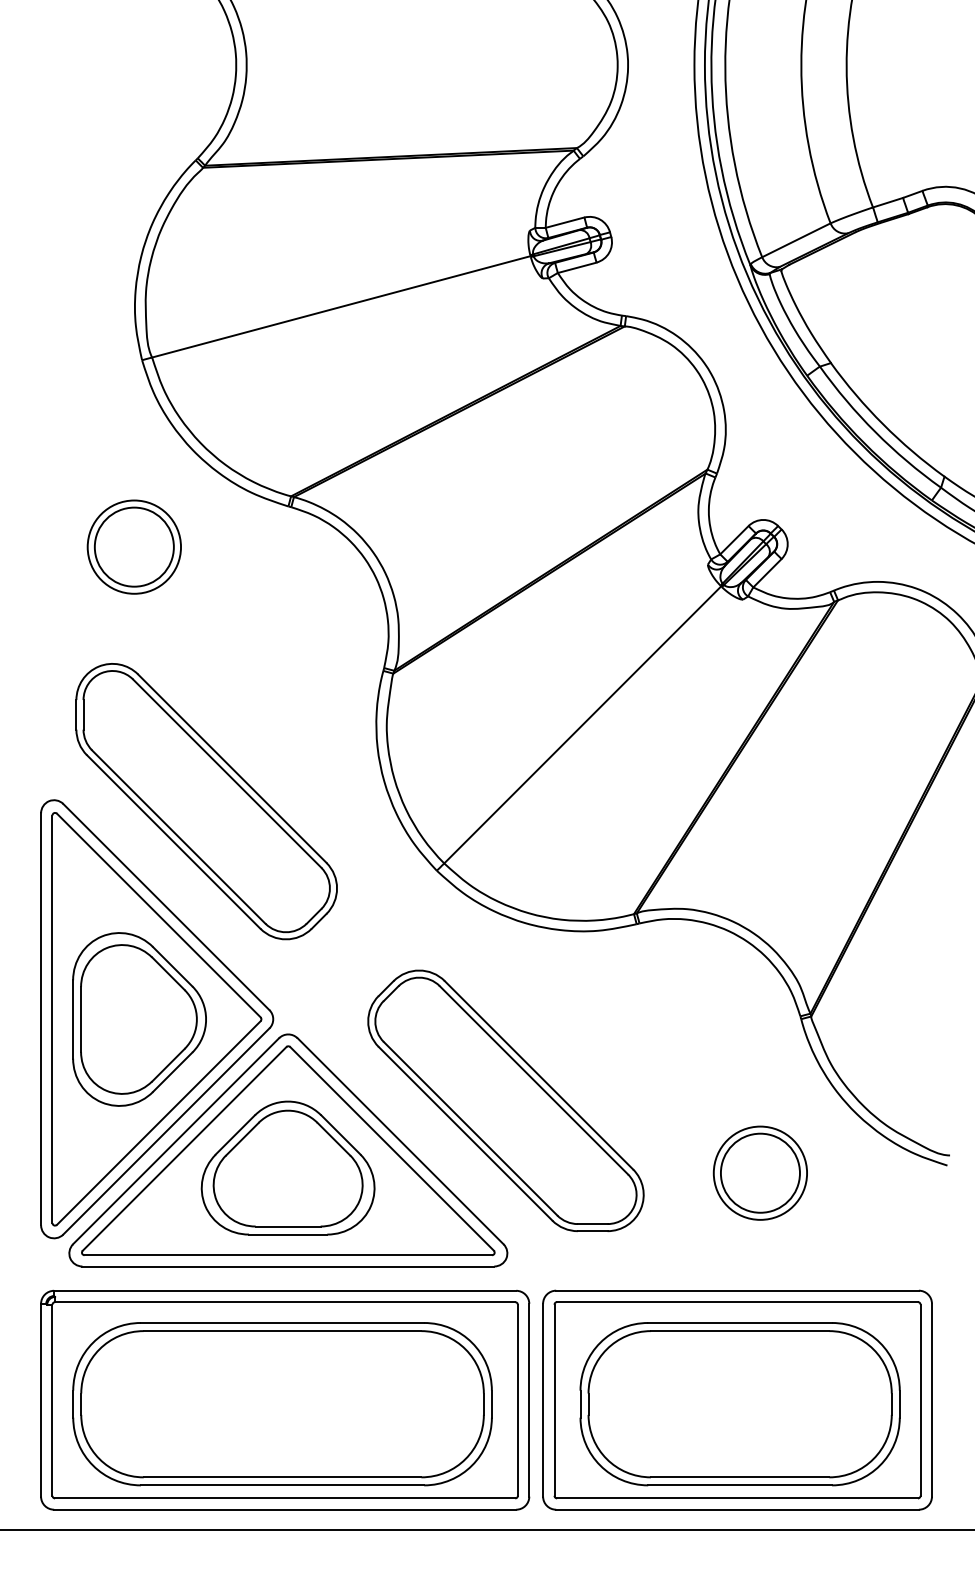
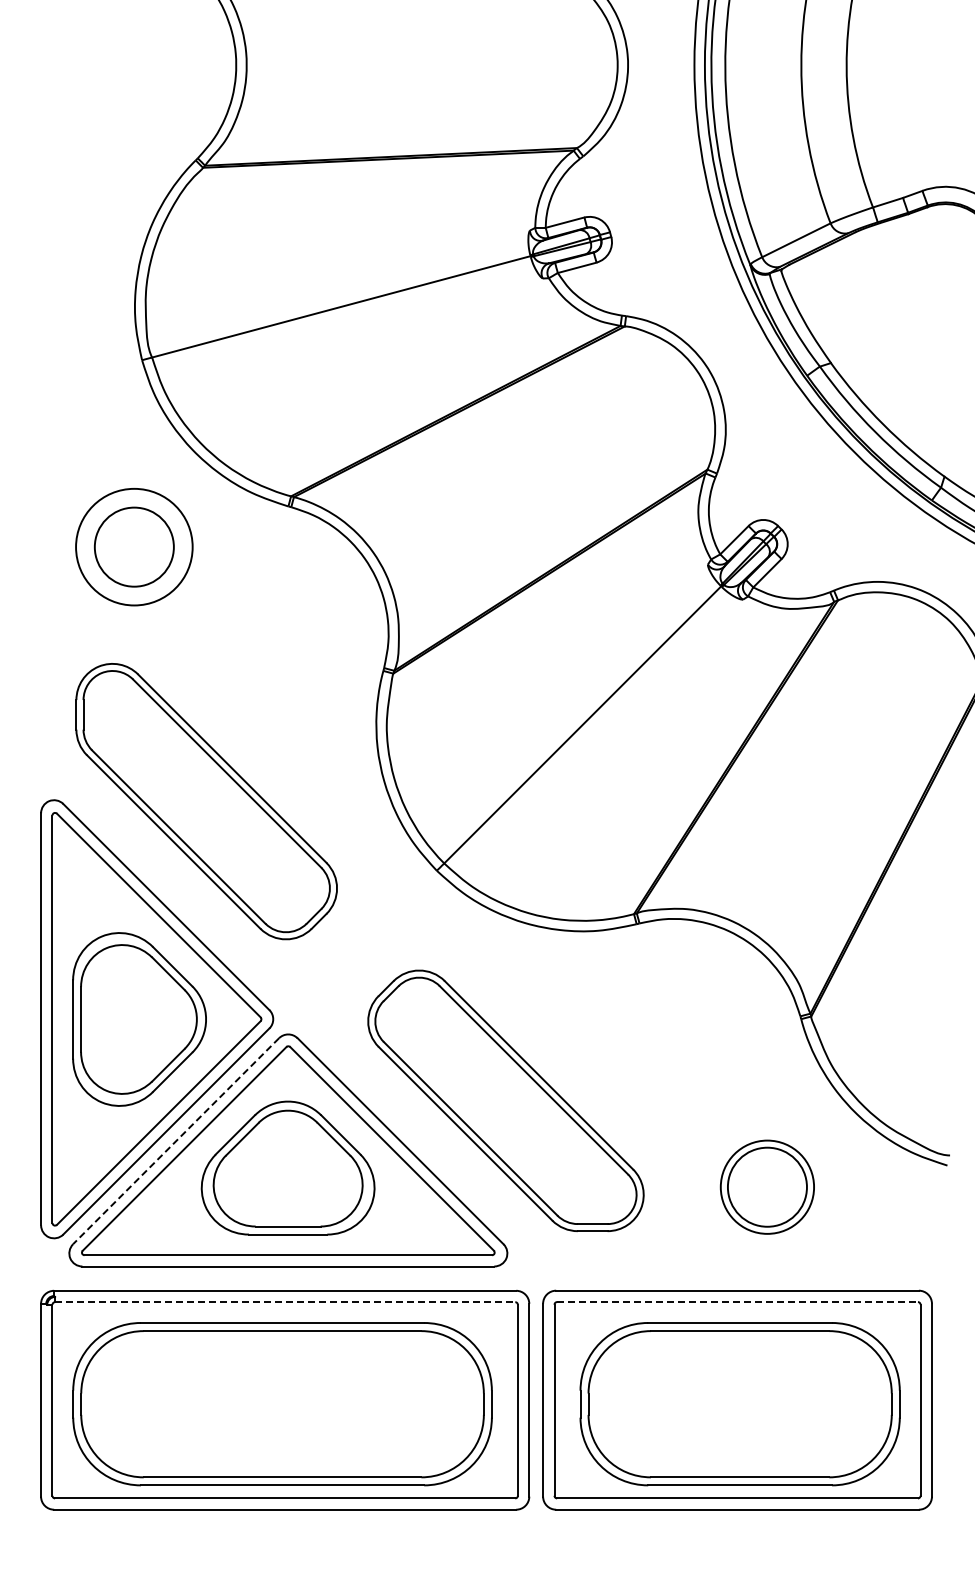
circle diameter: 93 px -> 117 px (134, 546)
line: solid -> dashed (176, 1141)
part position: (759, 1172) -> (766, 1186) (766, 1186)
line: solid -> dashed (285, 1302)
line: solid -> dashed (738, 1302)
line: present -> none (486, 1529)
